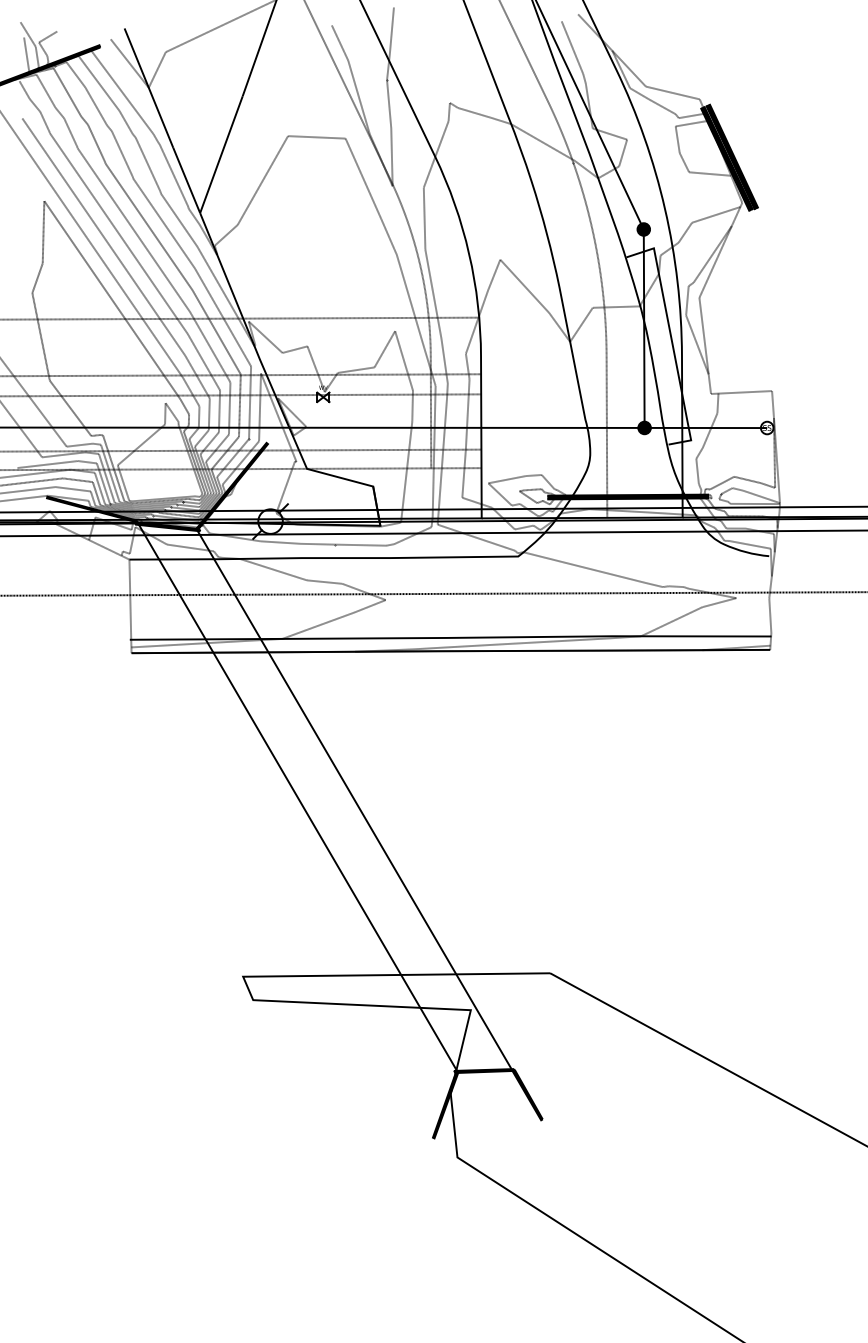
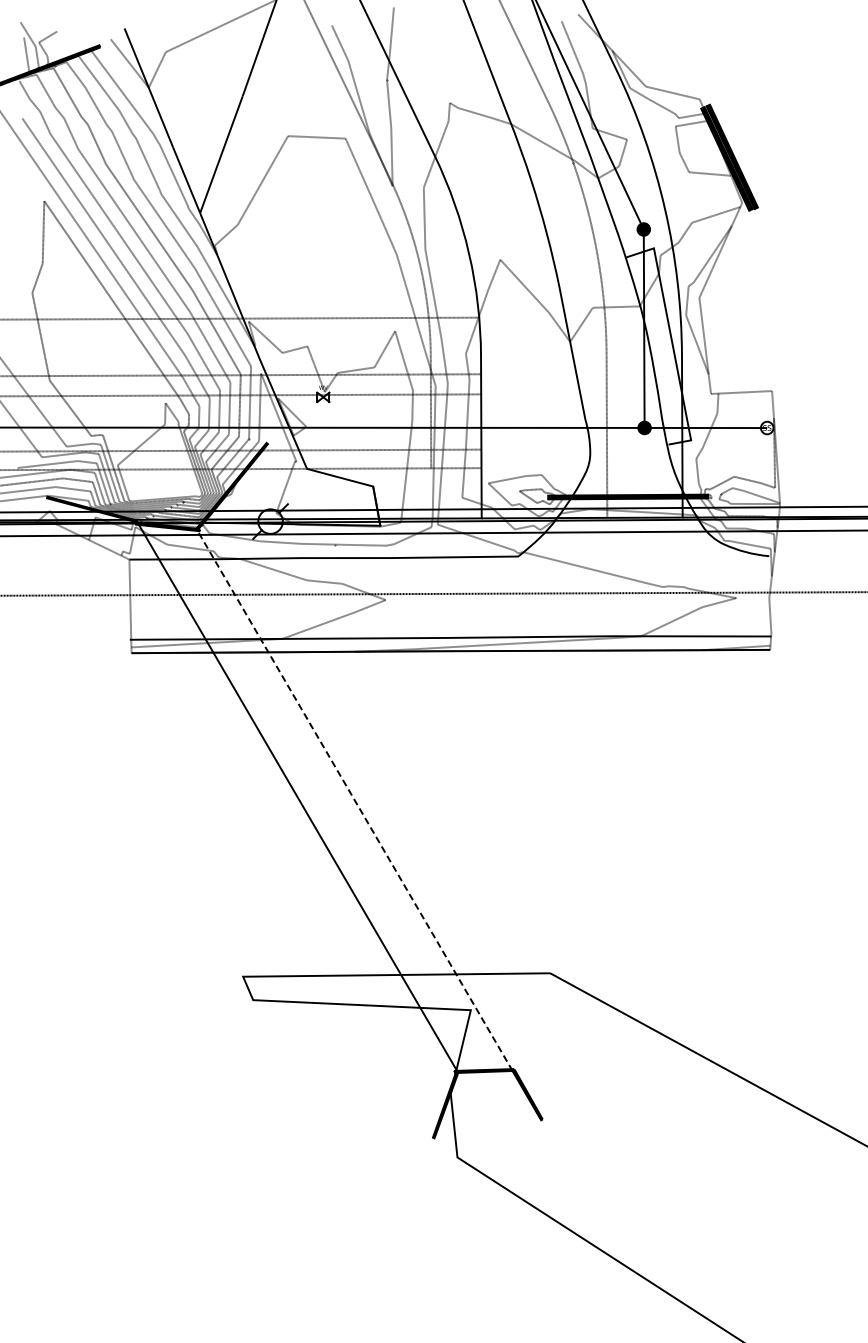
line: solid -> dashed (354, 799)
